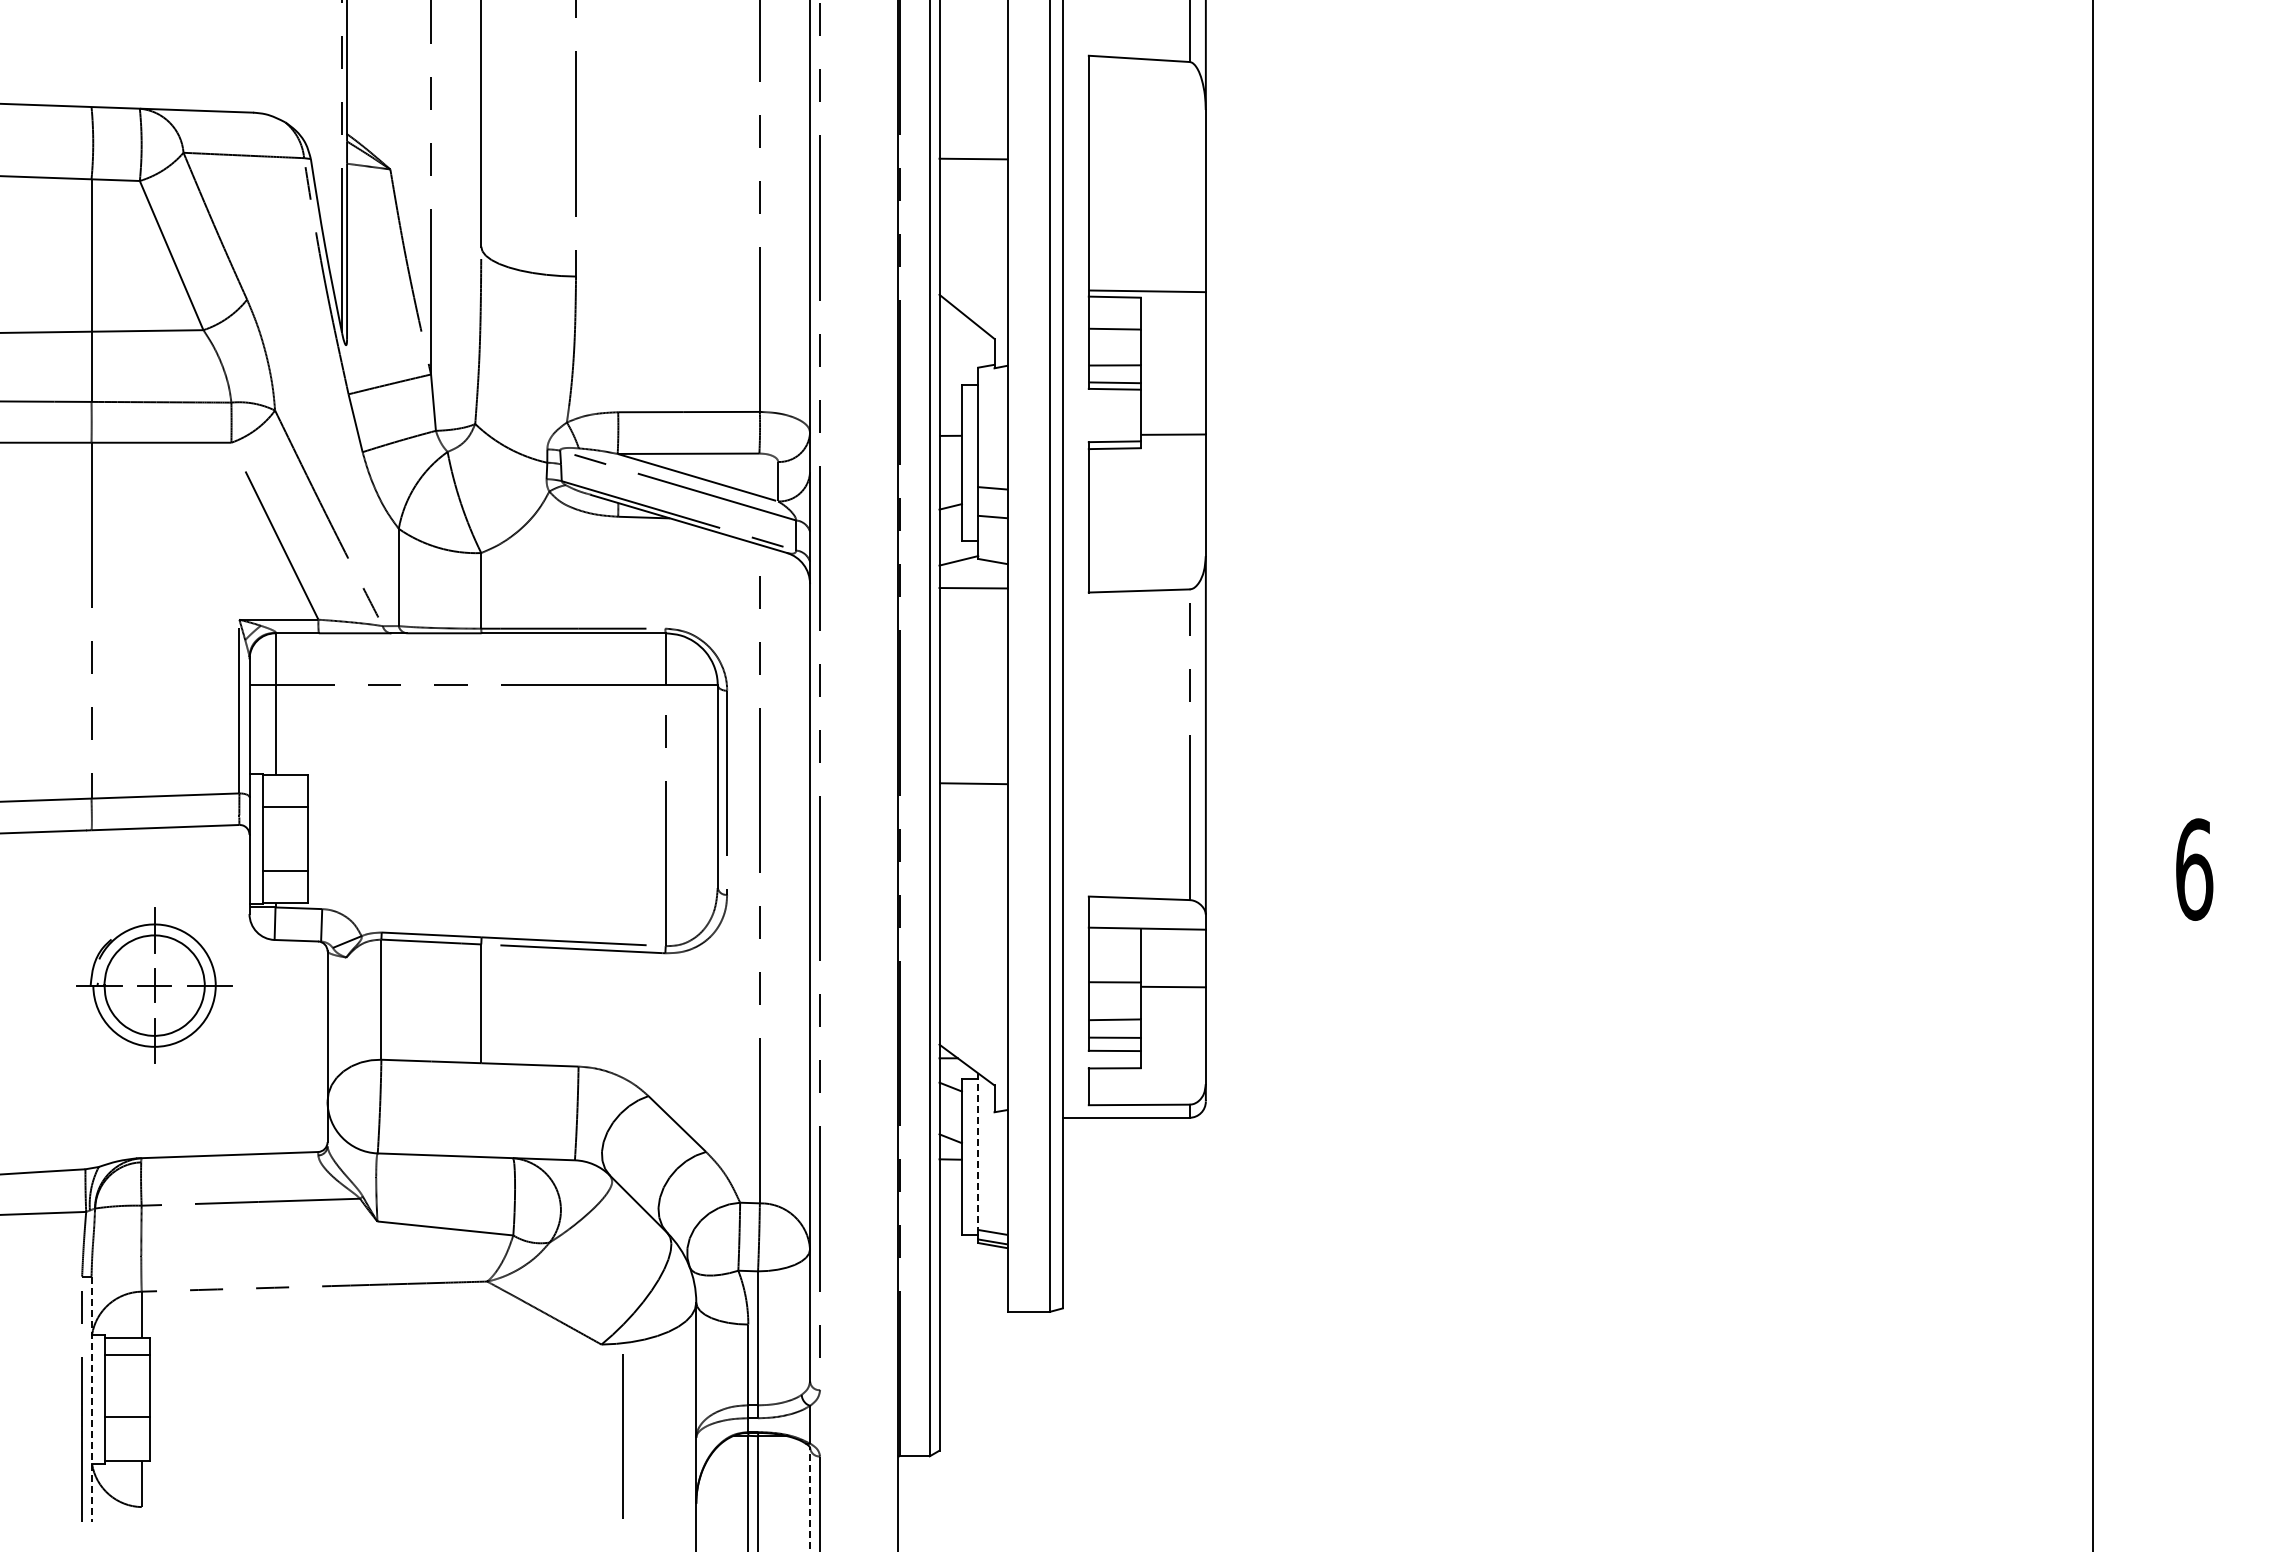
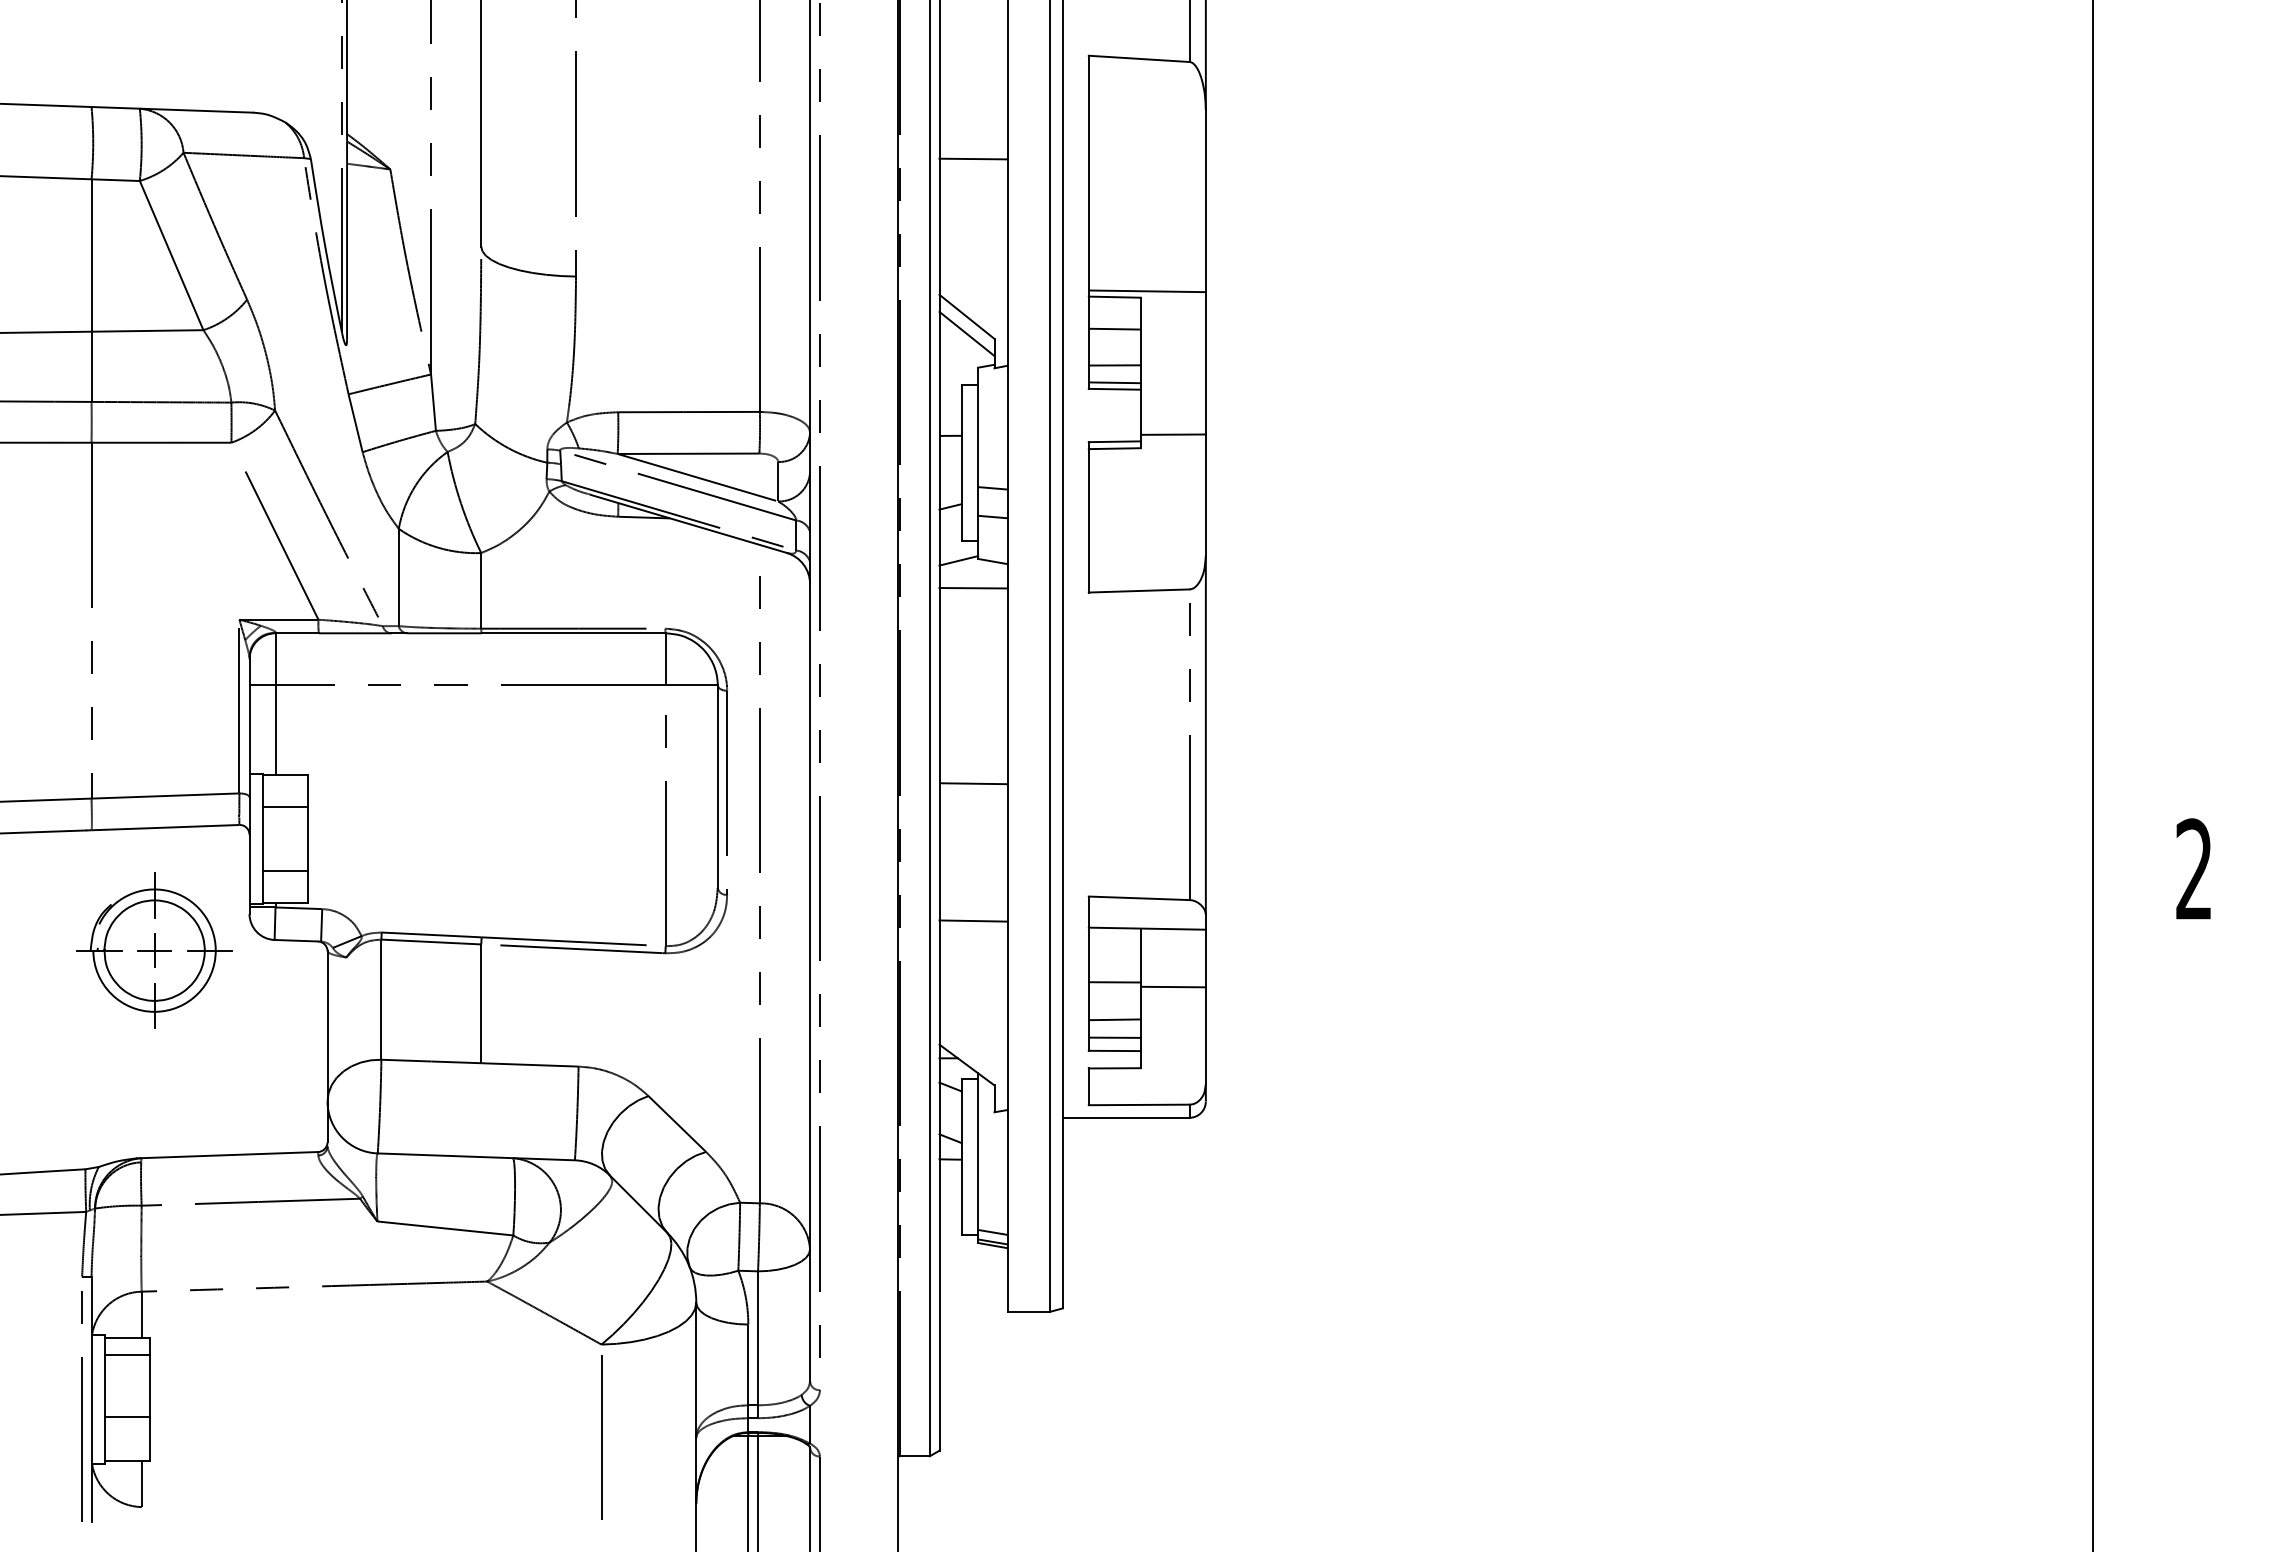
line: none -> present (966, 333)
text: 6 -> 2 (2194, 869)
line: none -> present (973, 920)
part position: (154, 985) -> (154, 950) (154, 950)
line: dashed -> solid (978, 1152)
line: dashed -> solid (91, 1399)
line position: (622, 1436) -> (601, 1437) (601, 1437)
line: dashed -> solid (810, 1499)
